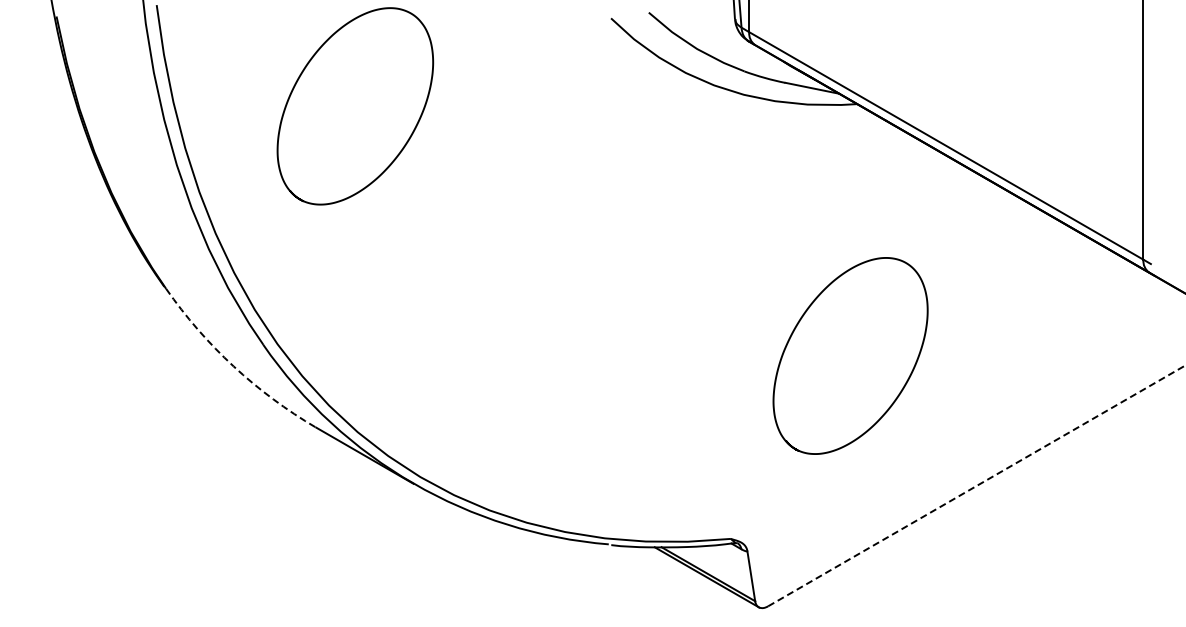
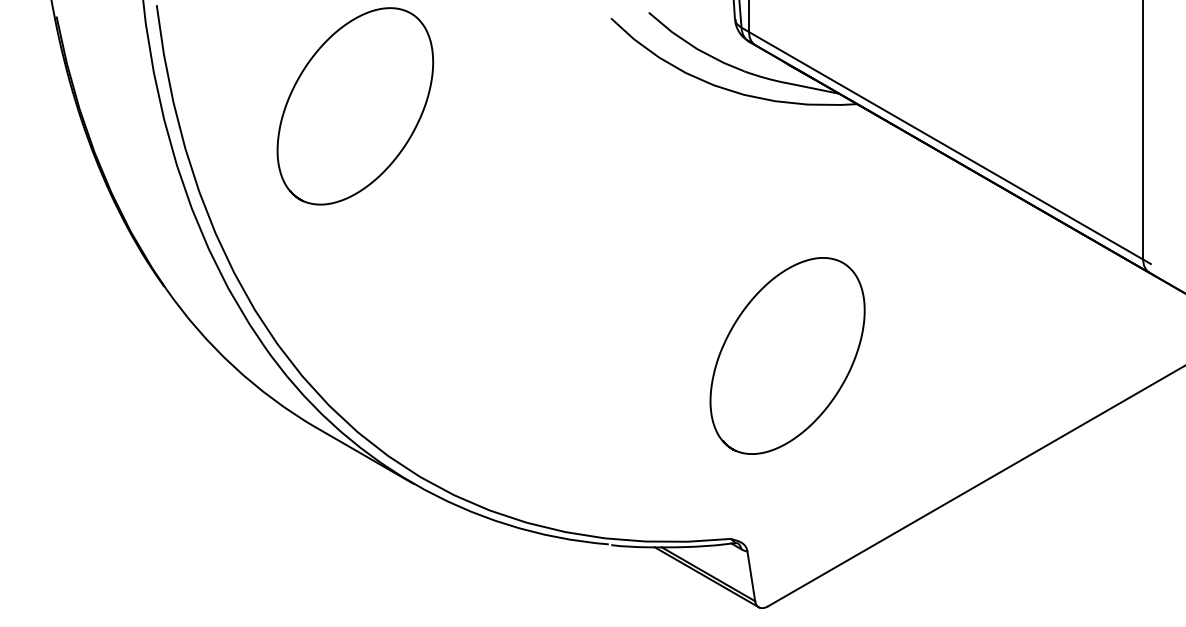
curve position: (796, 328) -> (733, 328) (733, 328)
arc: dashed -> solid (233, 366)
line: dashed -> solid (976, 485)
